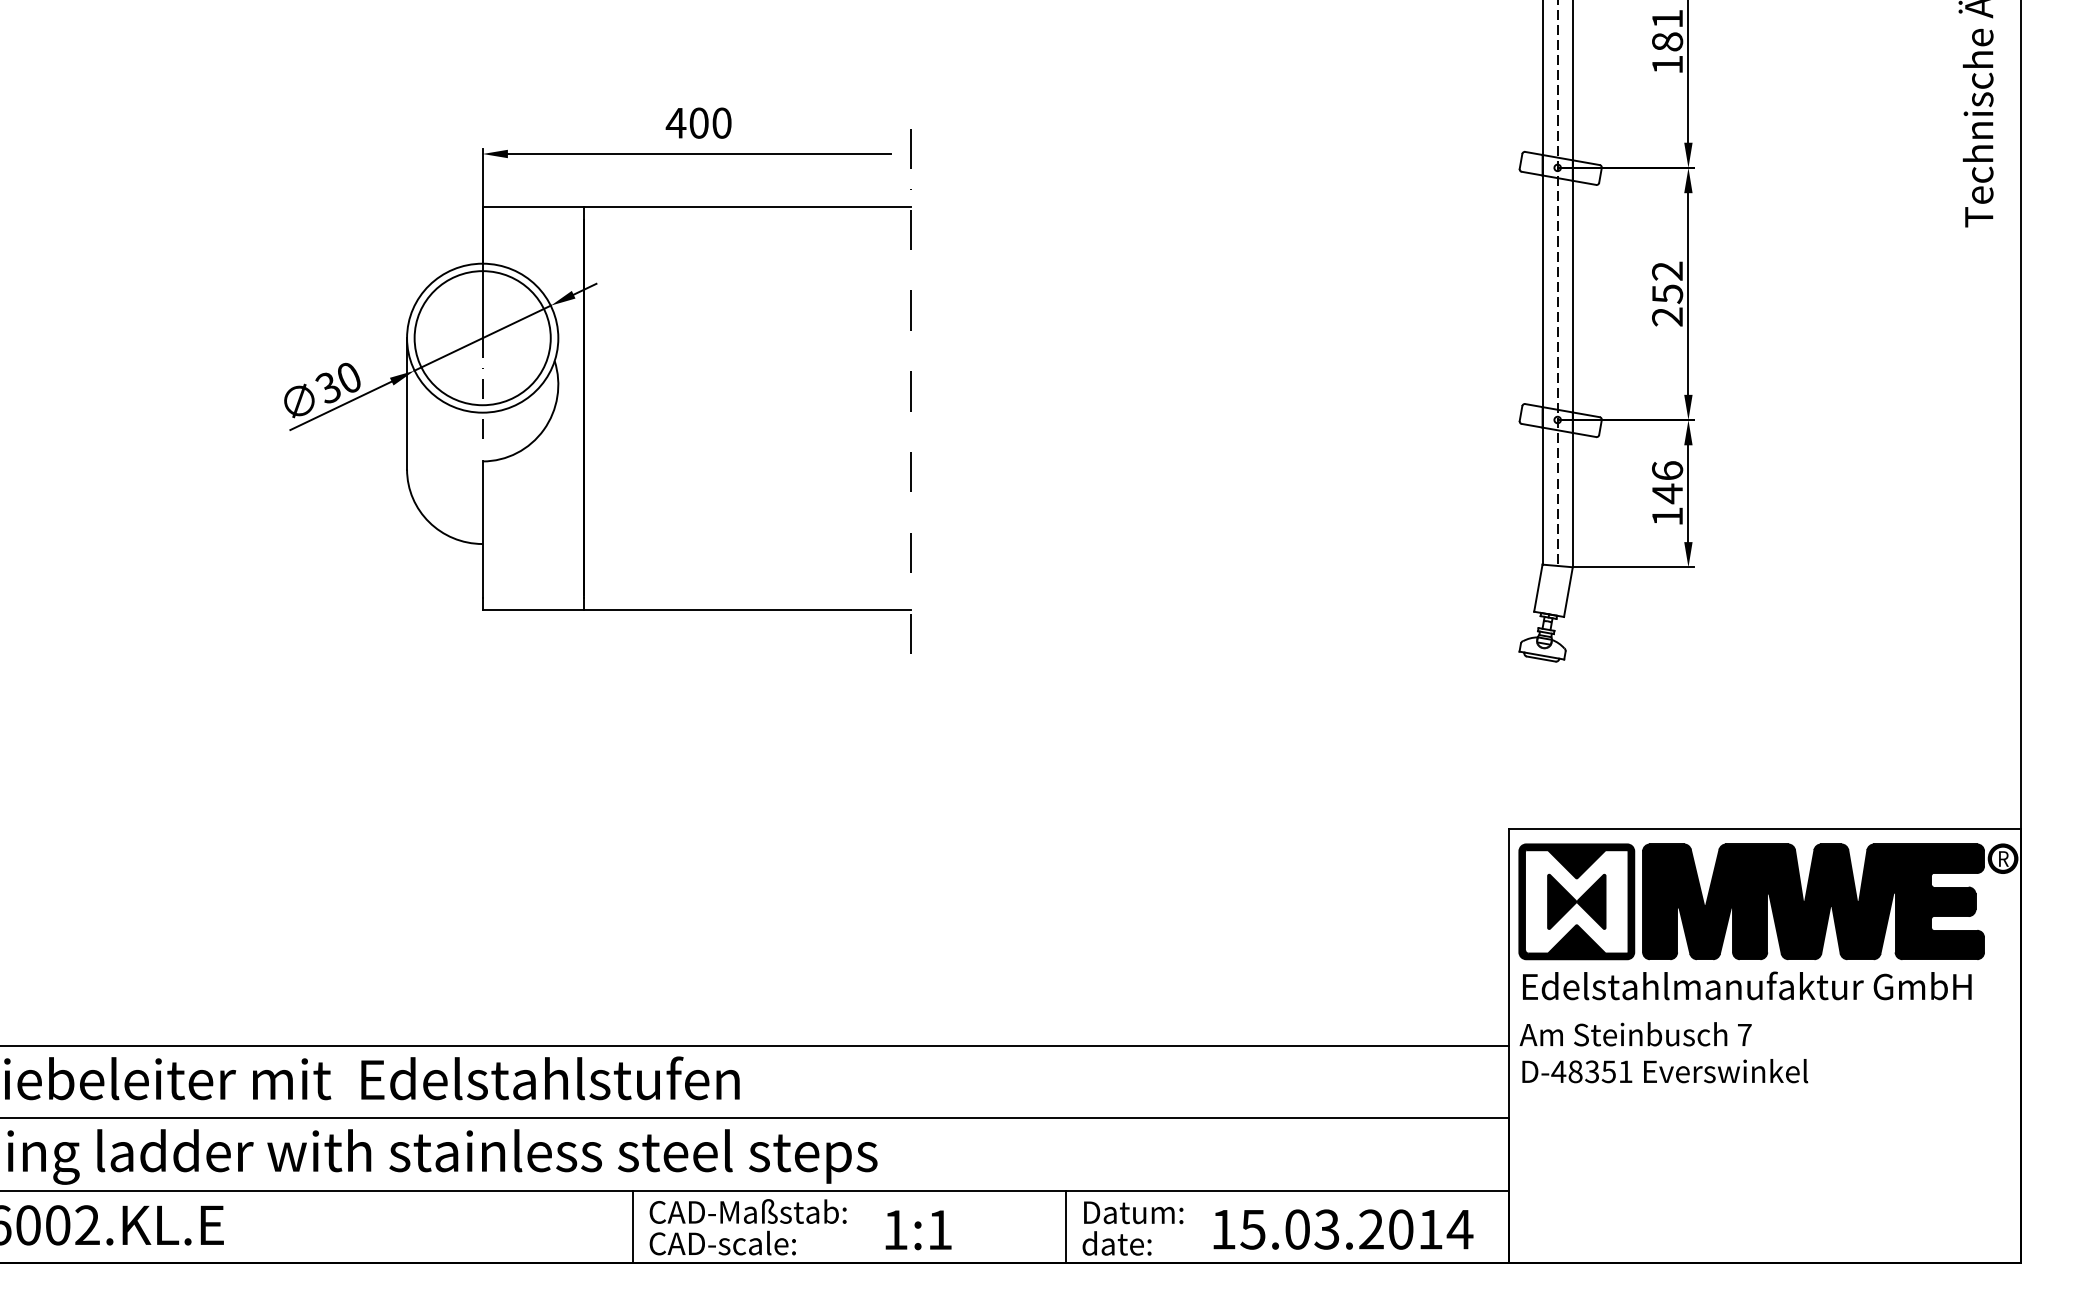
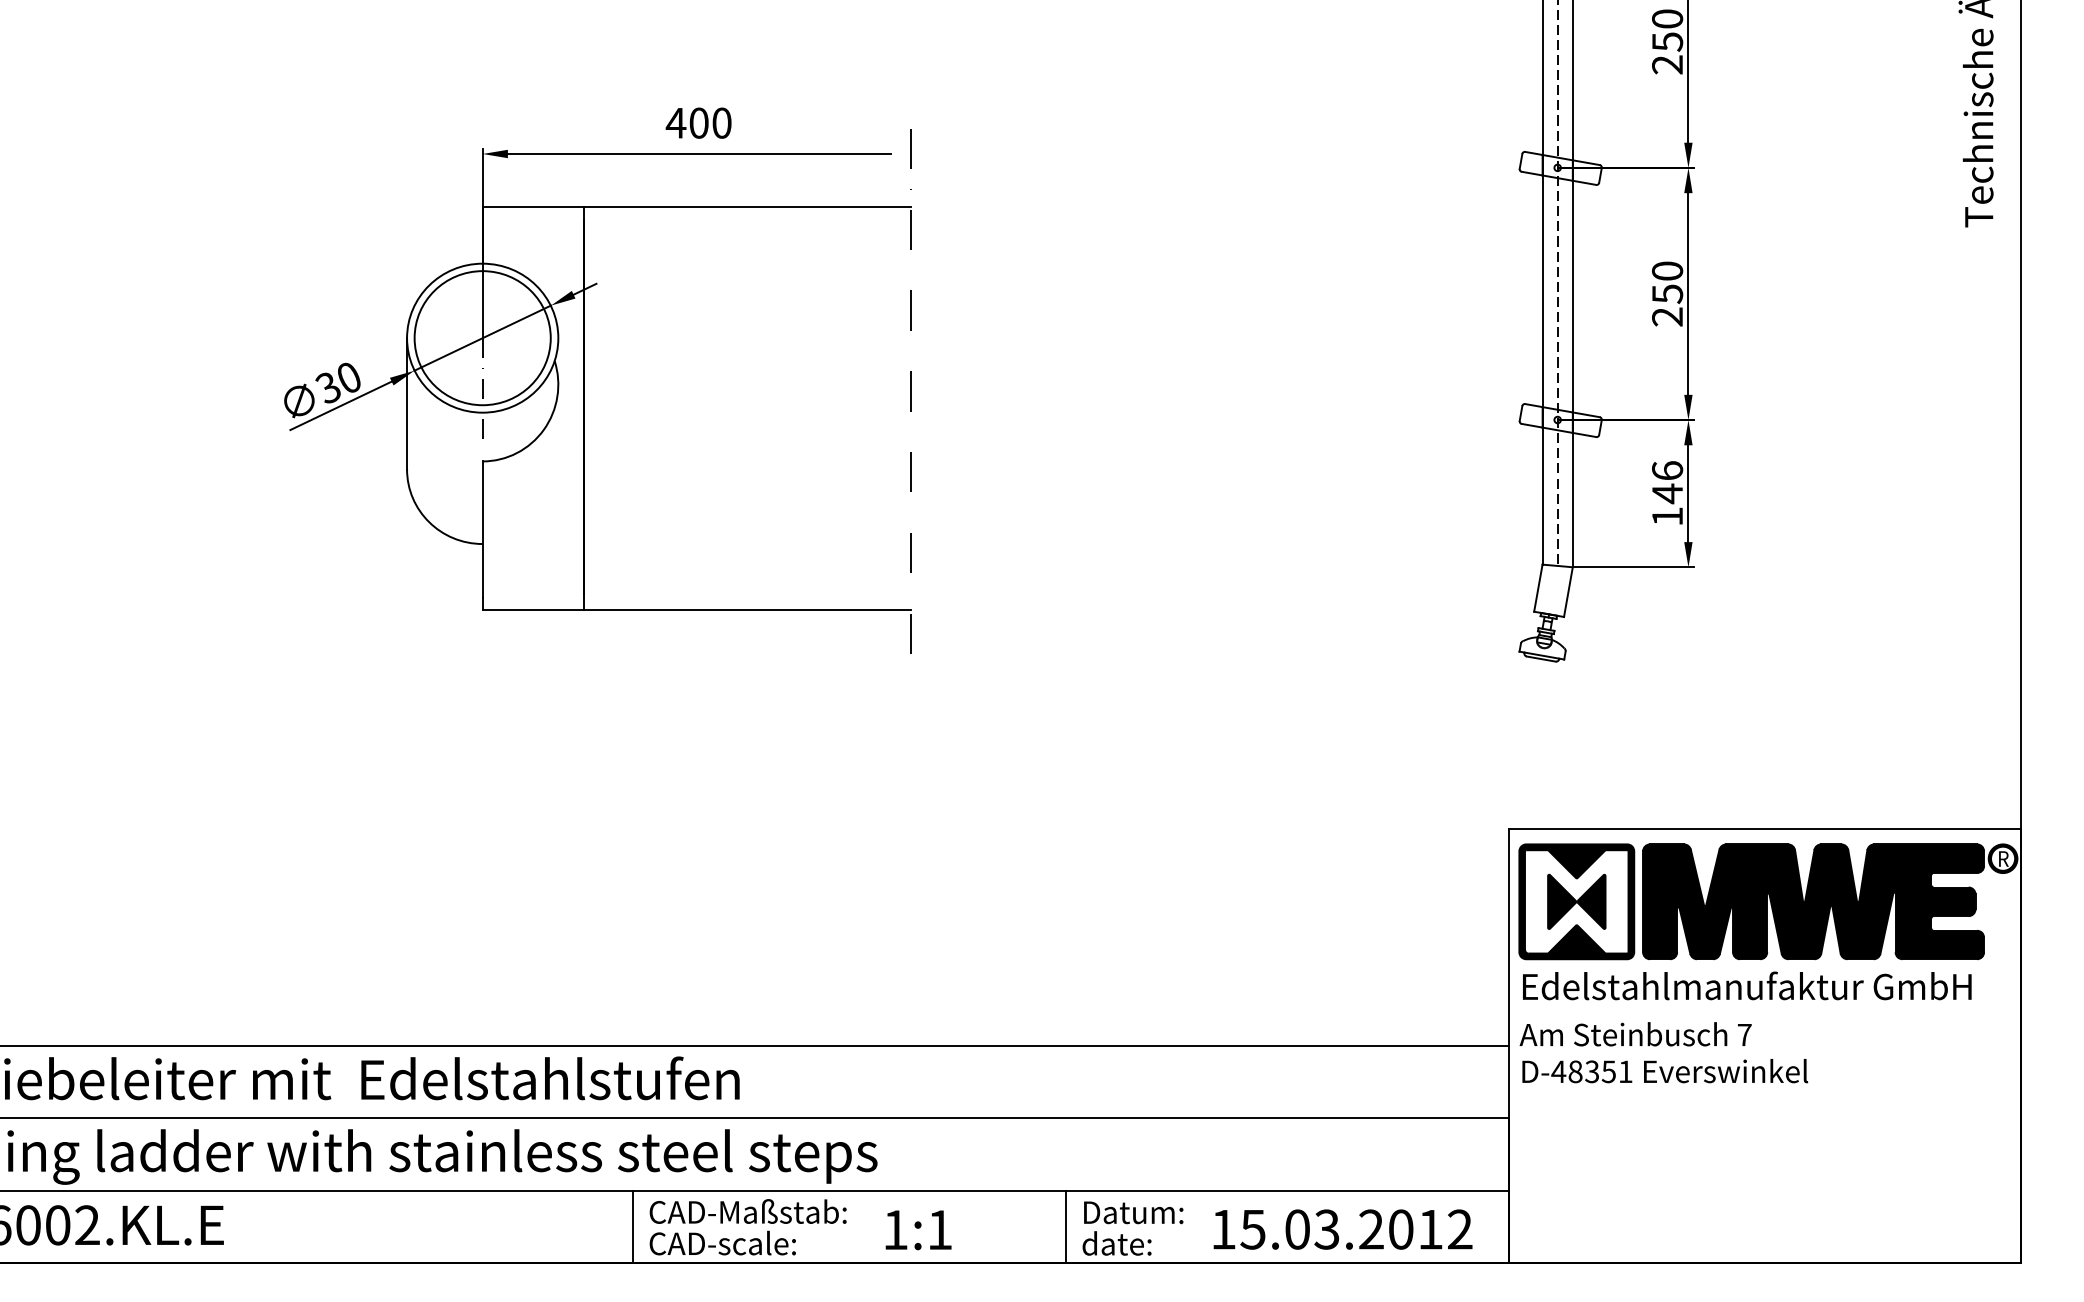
text: 181 -> 250 (1667, 41)
text: 252 -> 250 (1667, 270)
text: 15.03.2014 -> 15.03.2012 (1459, 1229)
